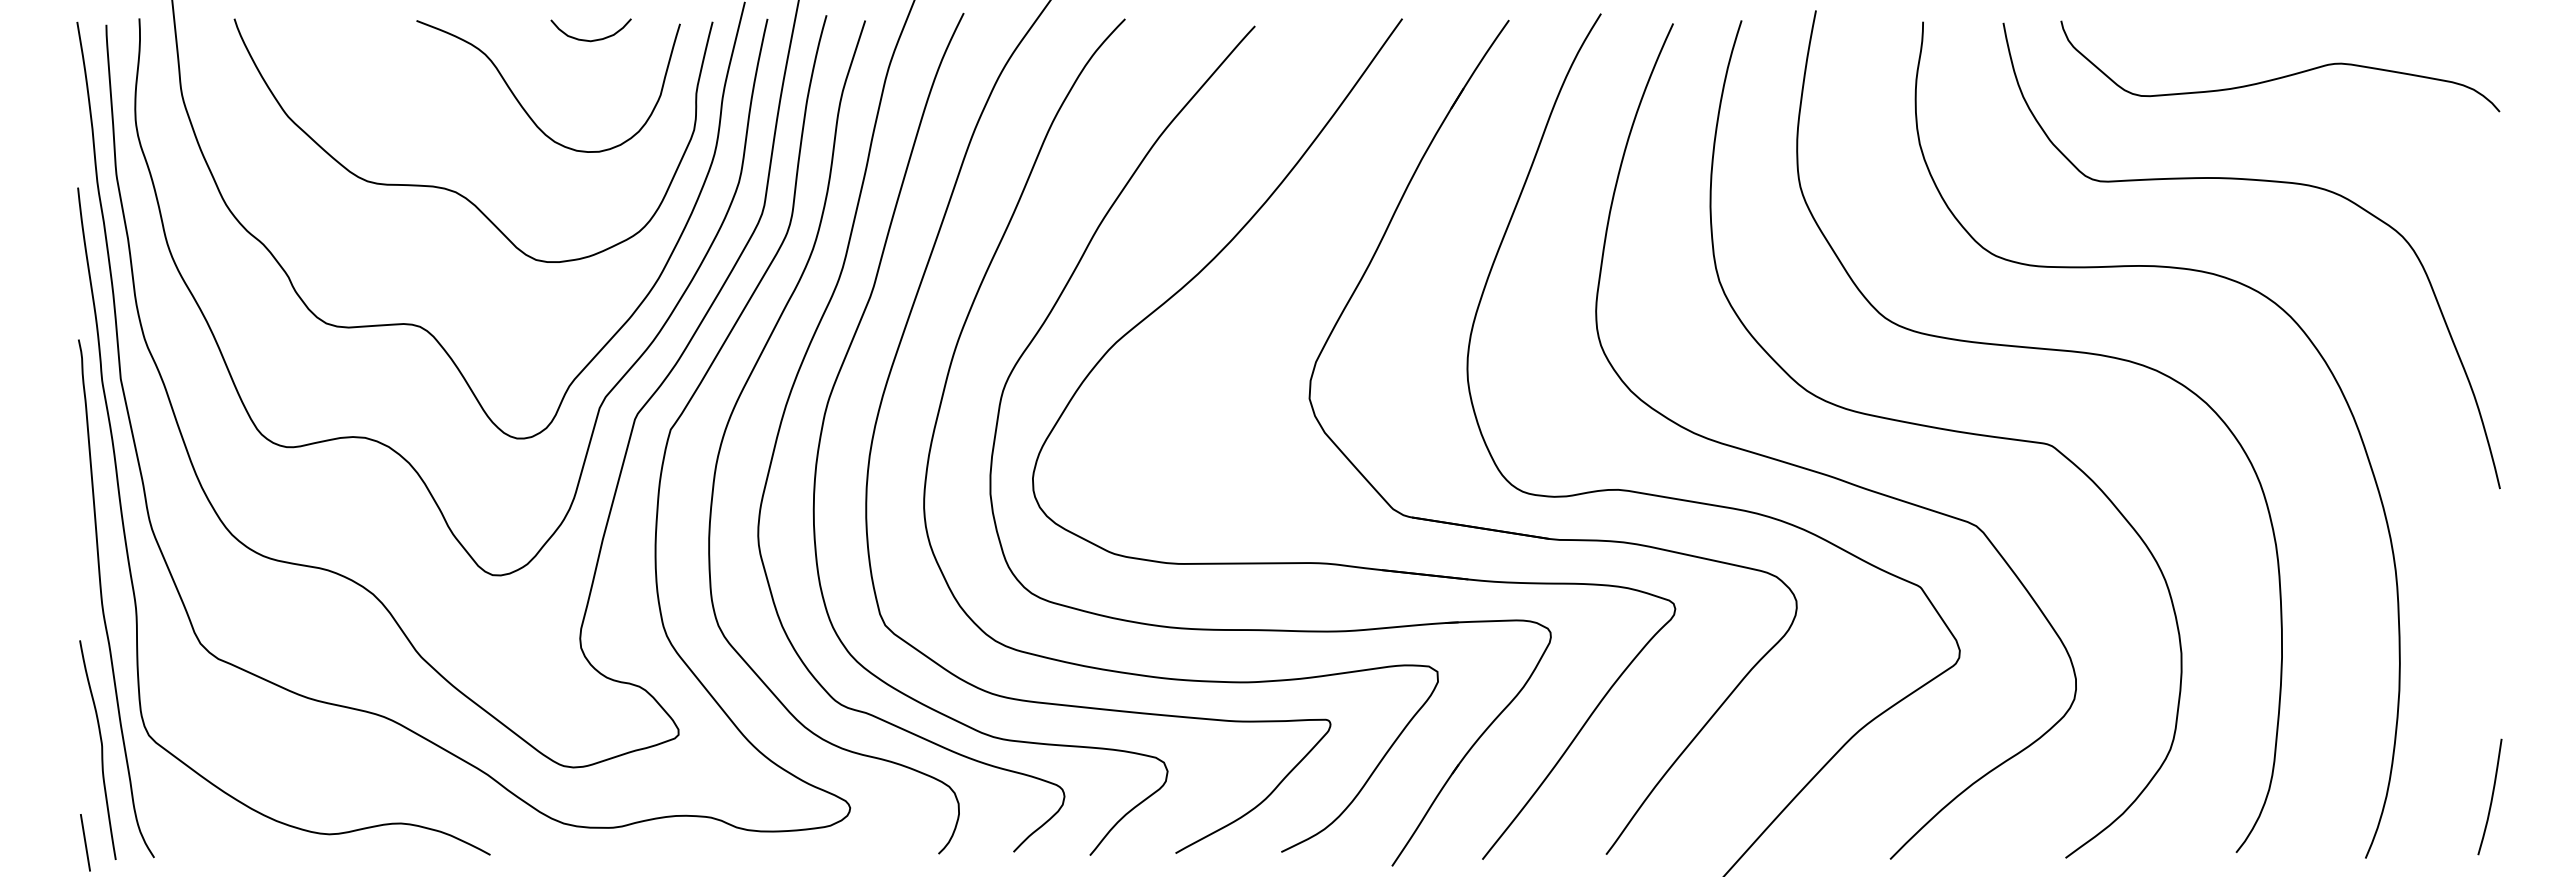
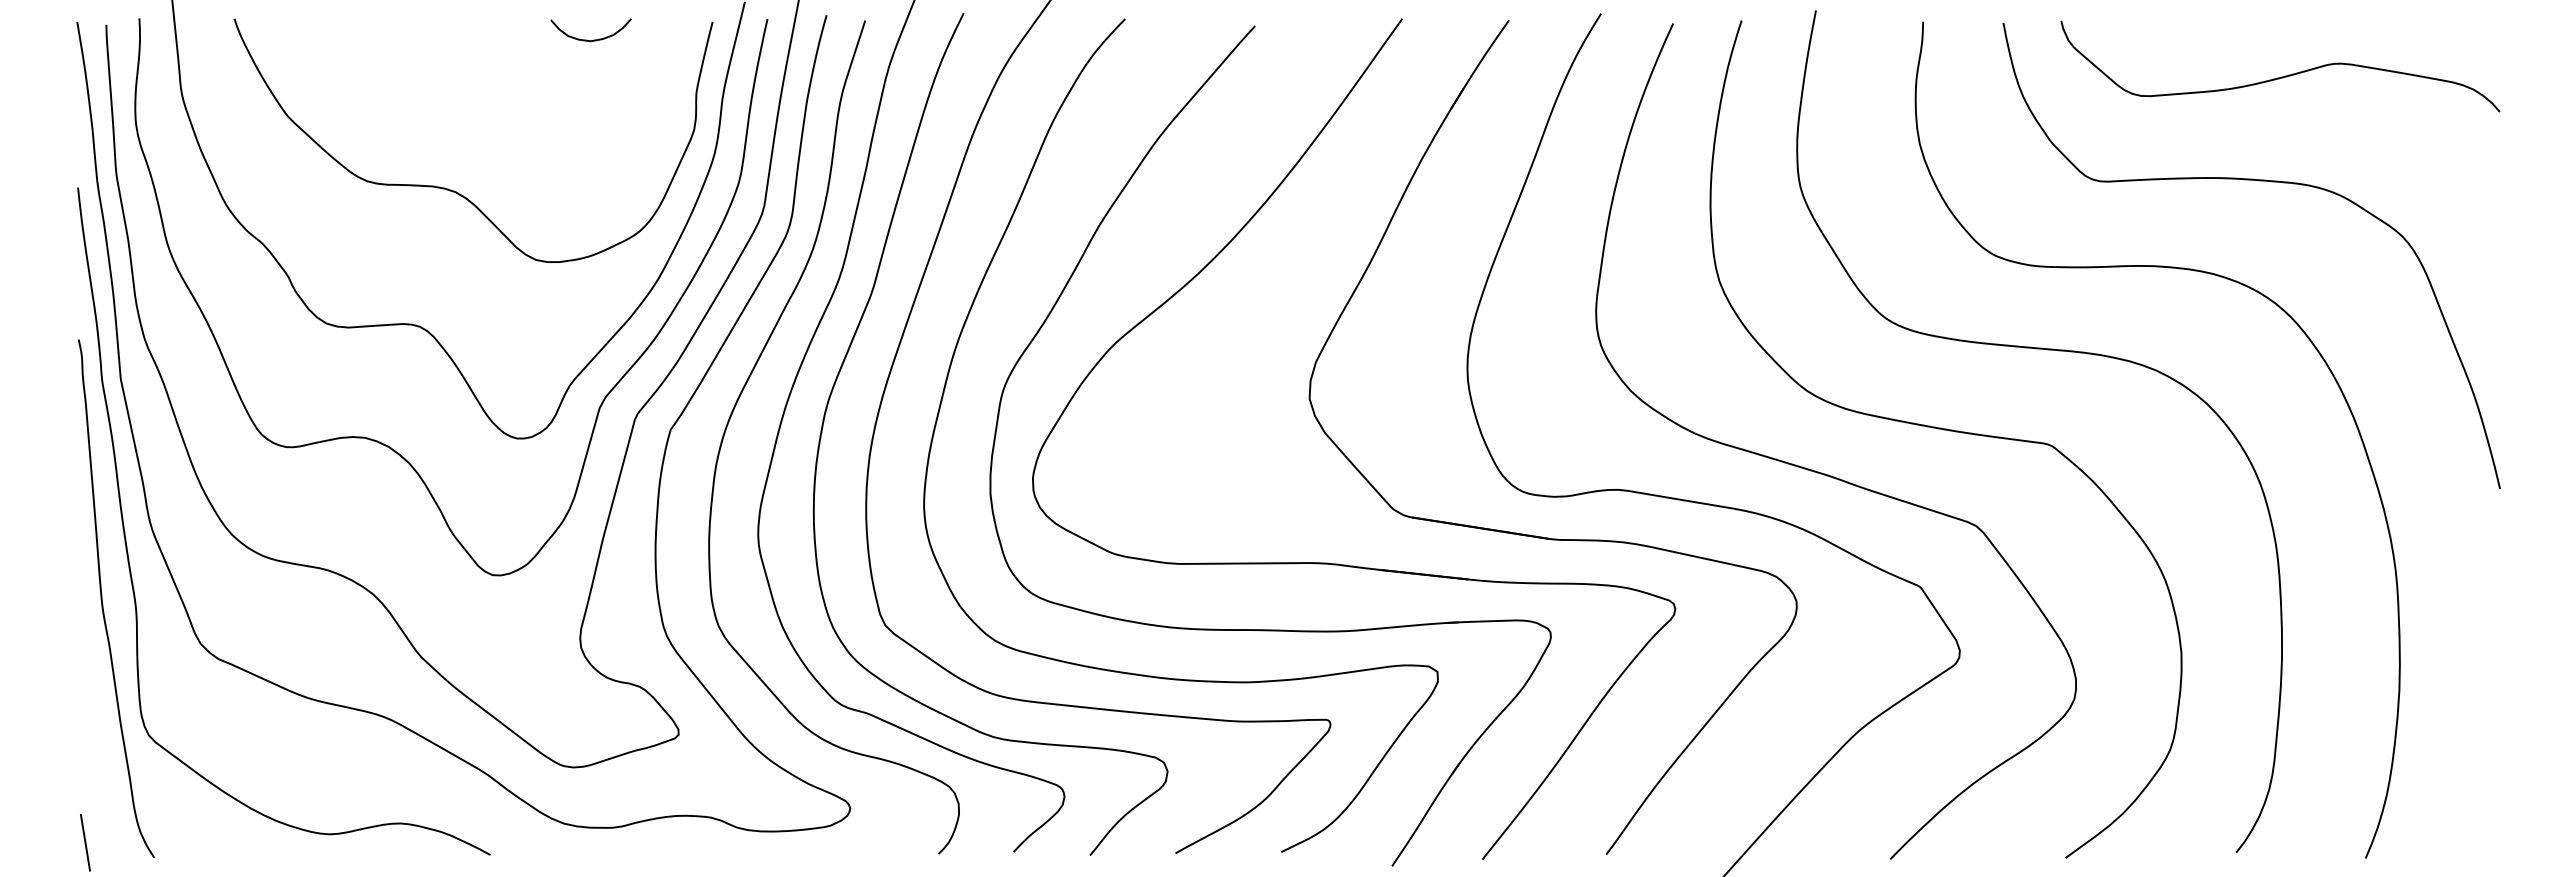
curve: present -> none (522, 105)
curve: present -> none (101, 749)
curve: present -> none (2491, 796)
